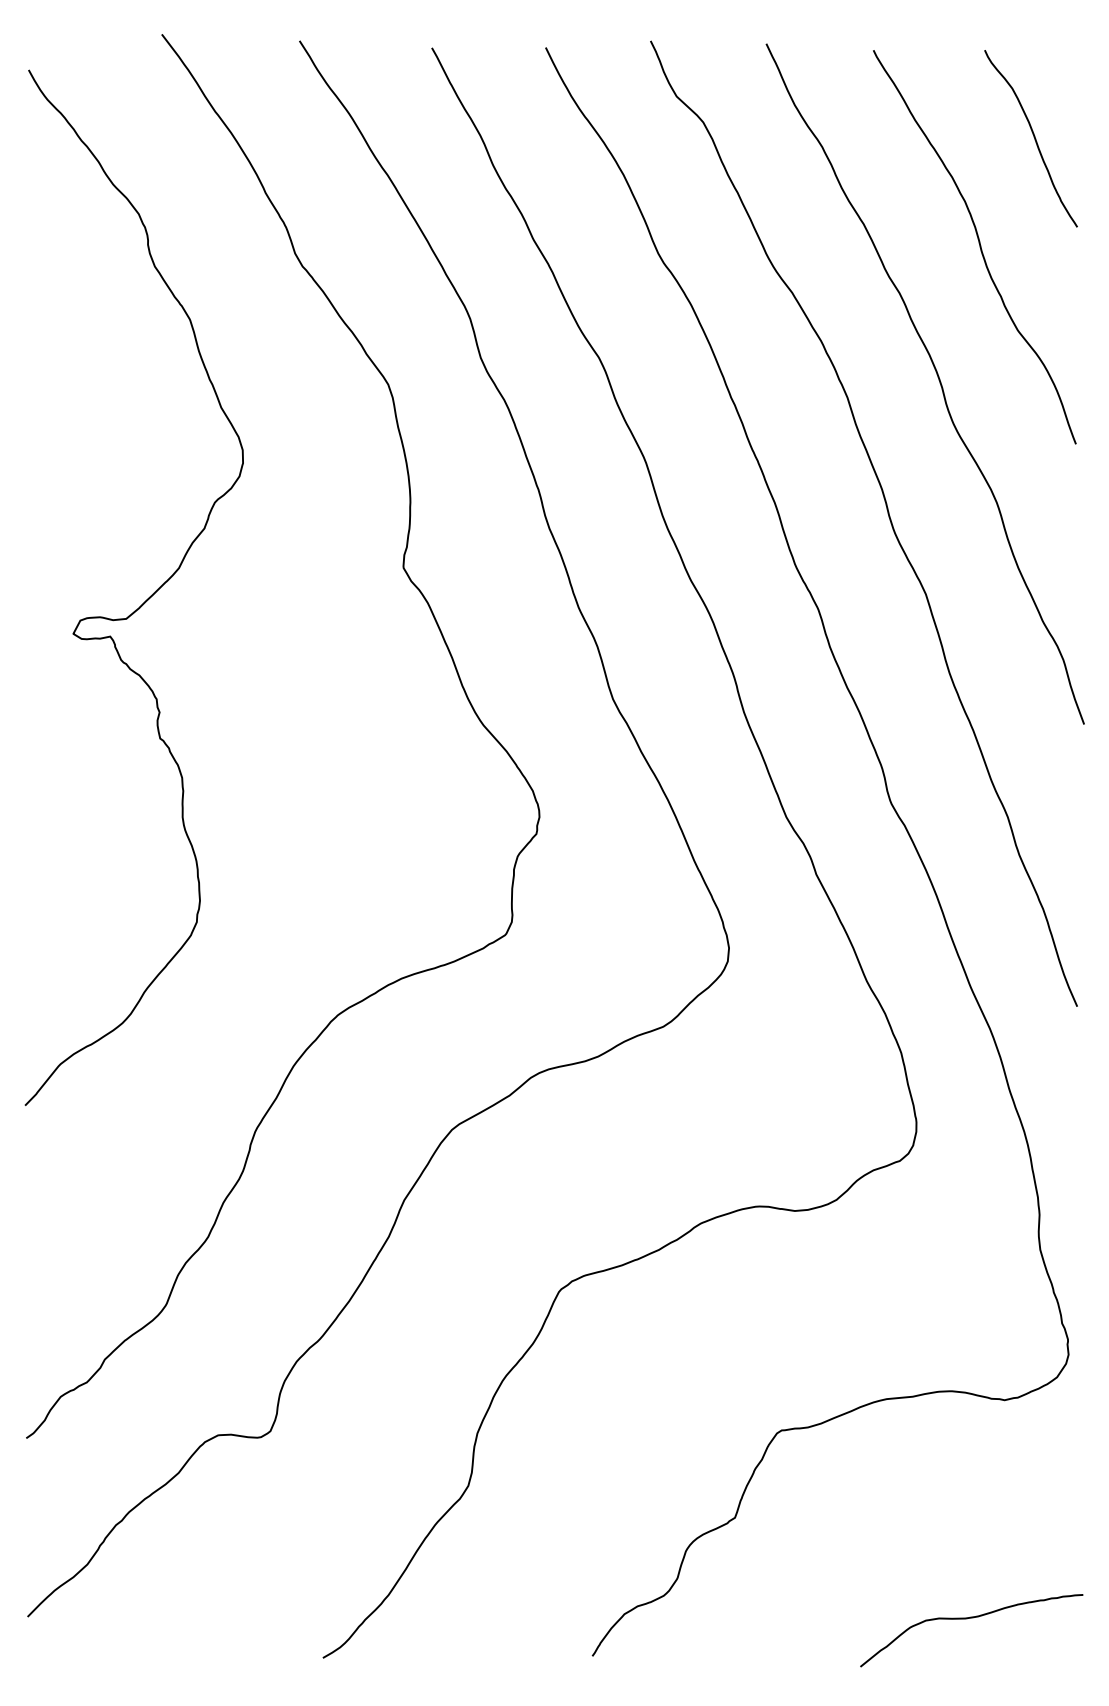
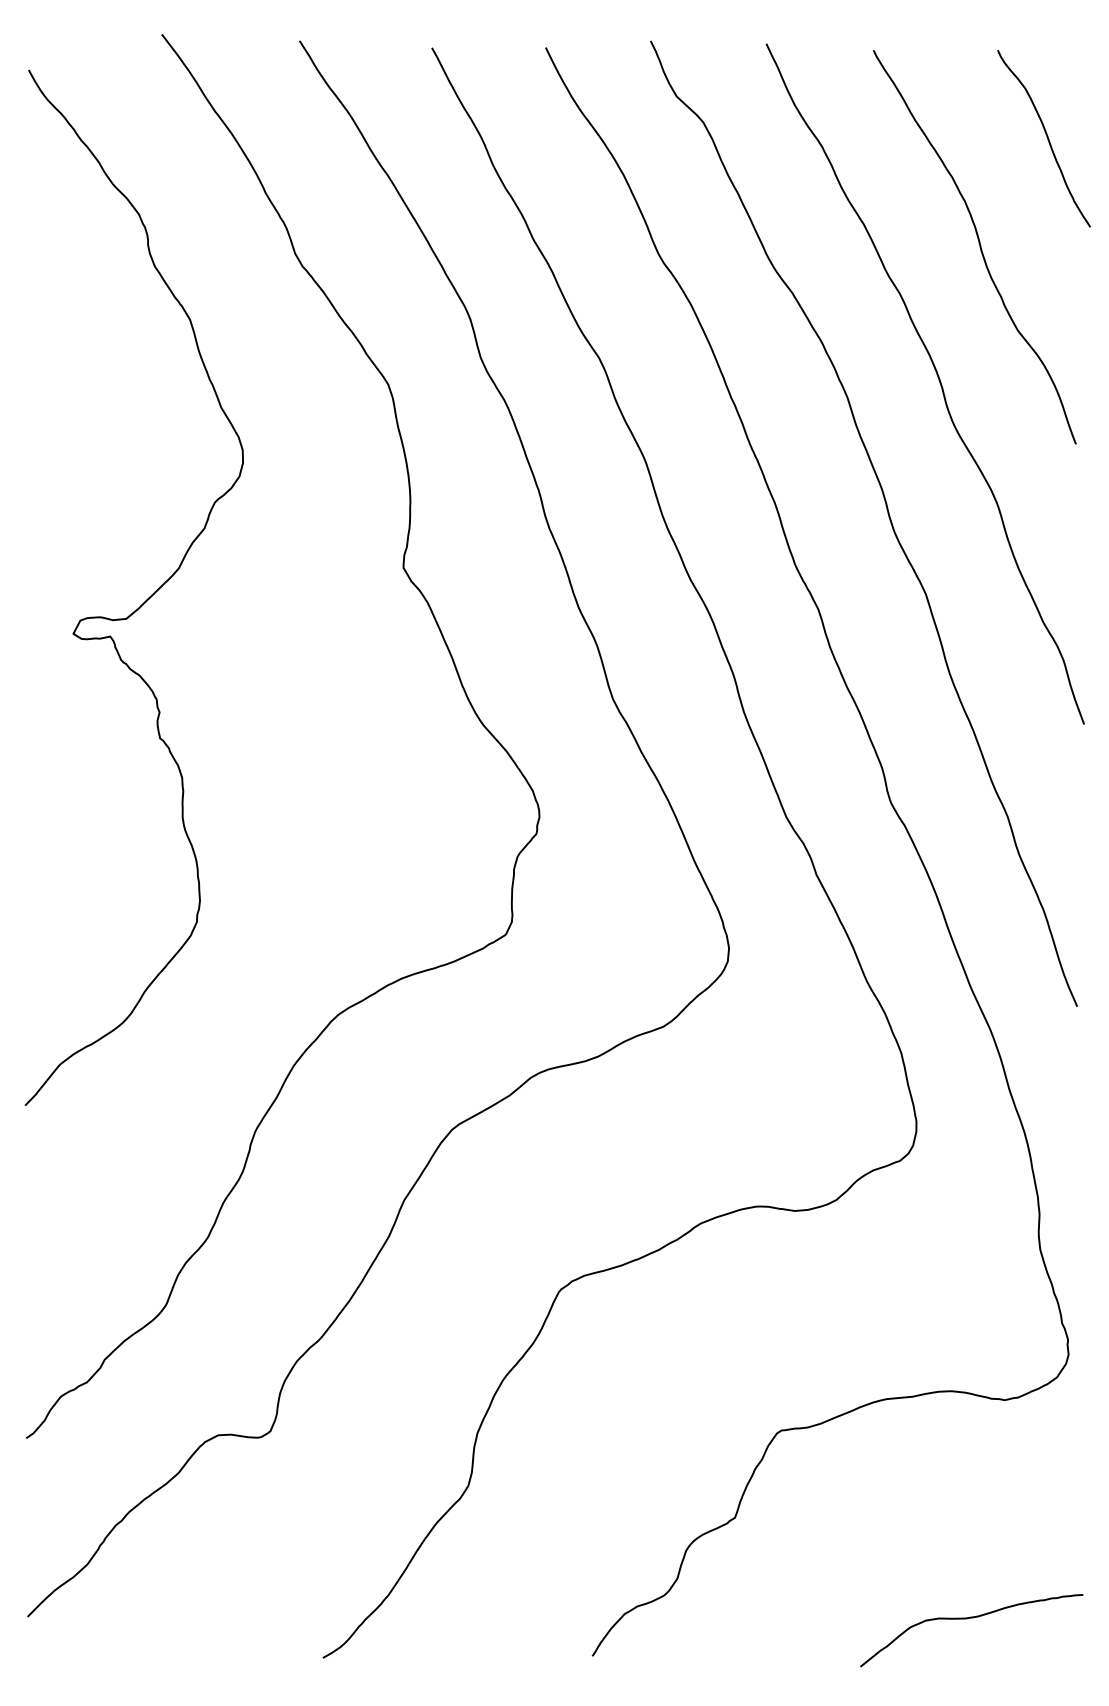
curve position: (1033, 137) -> (1046, 137) (1046, 137)
